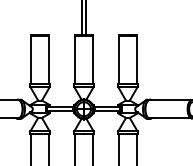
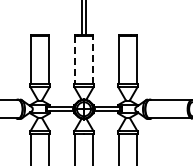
line: solid -> dashed (93, 59)
line: solid -> dashed (74, 60)
